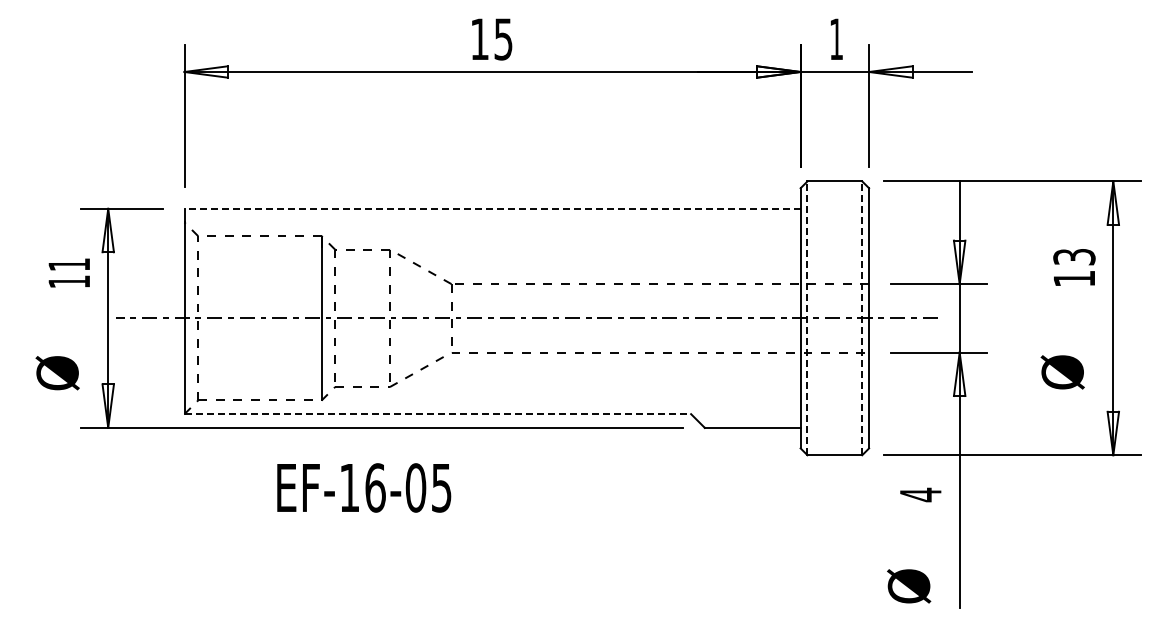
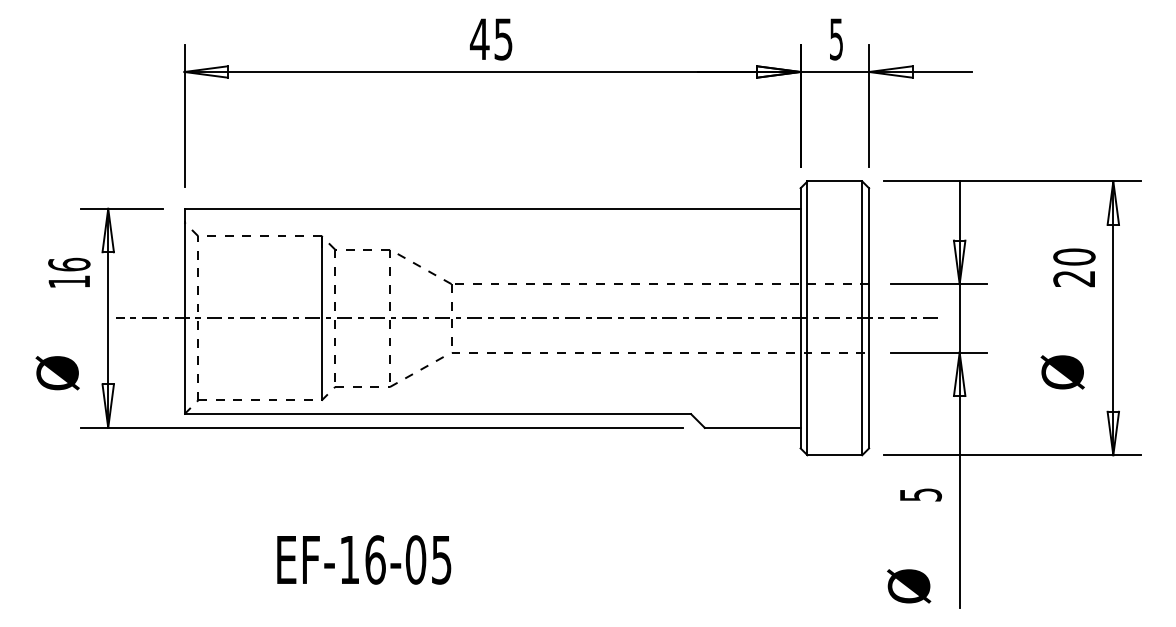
text: 15 -> 45 (479, 38)
text: 1 -> 5 (836, 39)
line: dashed -> solid (492, 208)
text: 11 -> 16 (69, 264)
text: 13 -> 20 (1074, 267)
line: dashed -> solid (807, 318)
line: dashed -> solid (862, 318)
line: dashed -> solid (438, 414)
text position: (364, 487) -> (364, 559) (364, 559)
text: 4 -> 5 (921, 494)
